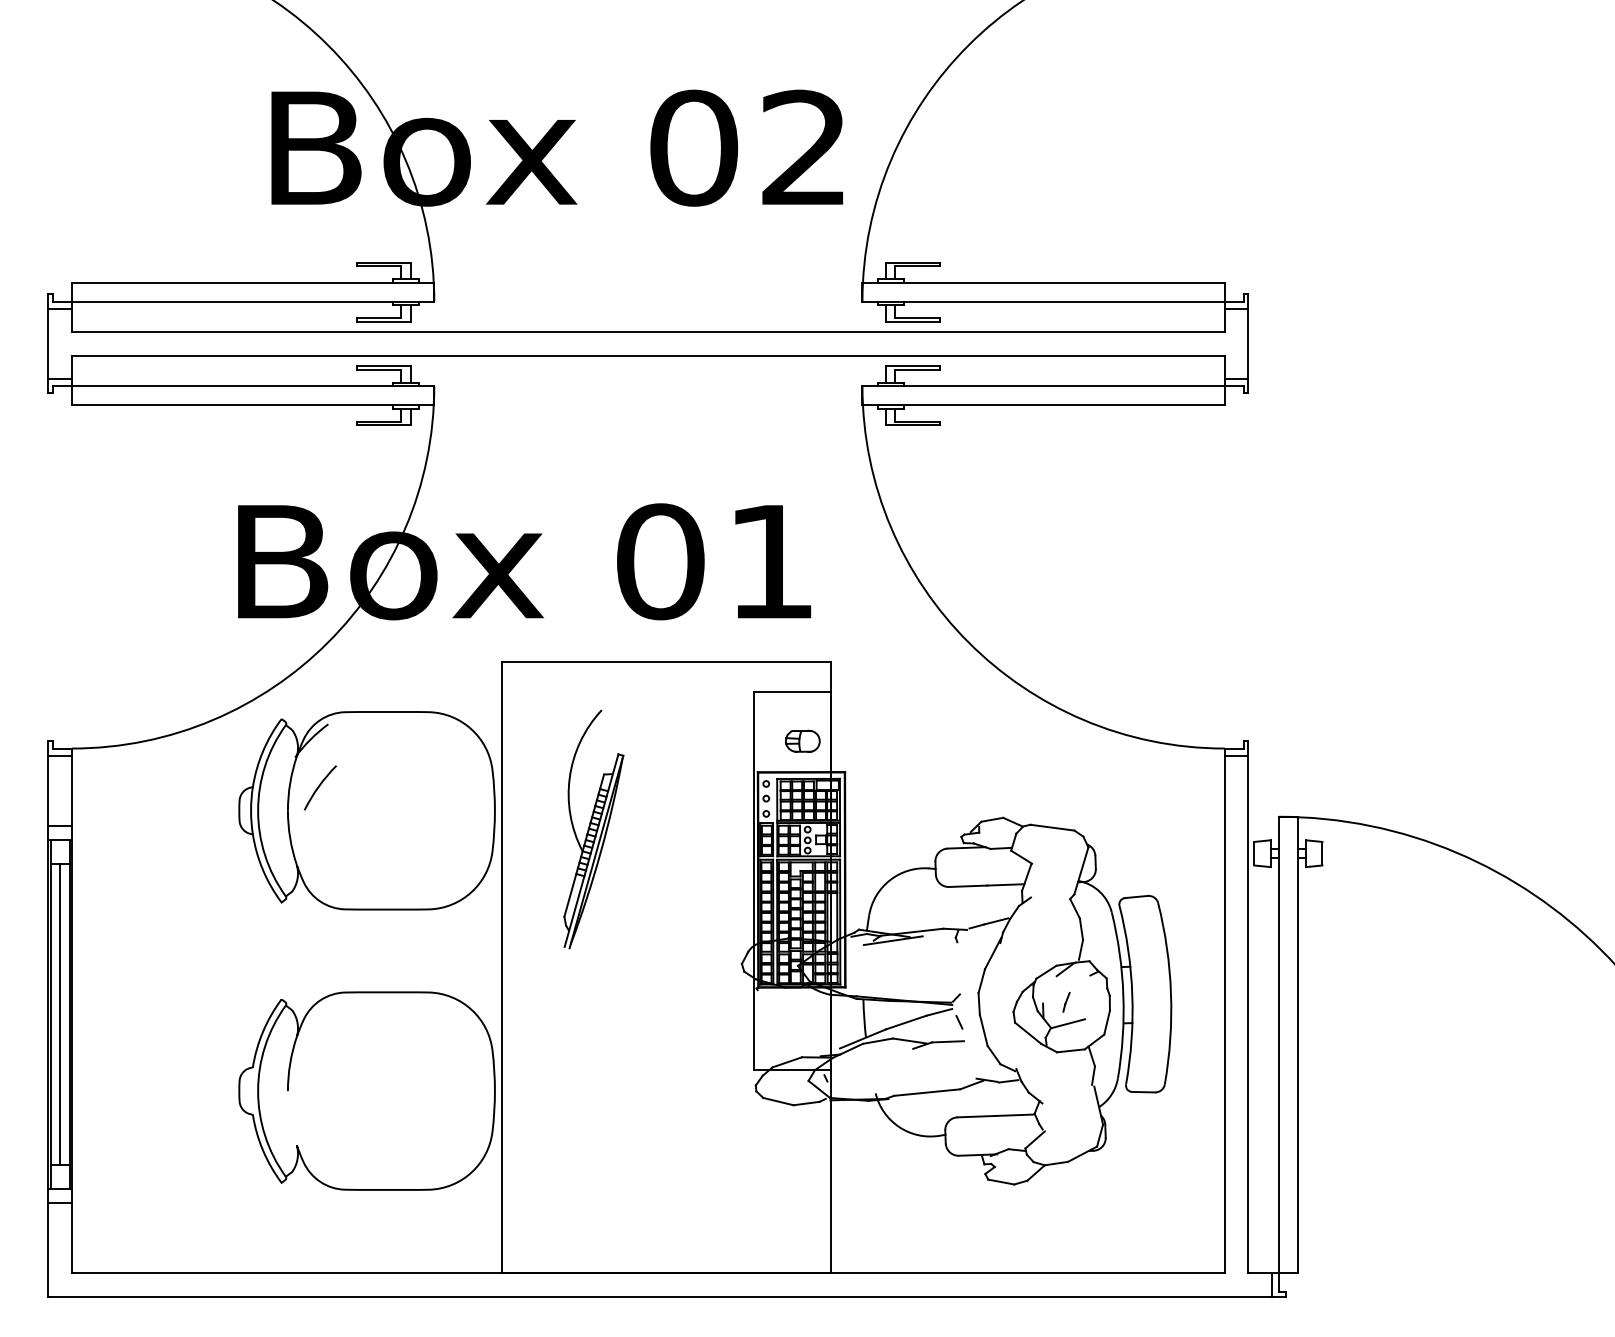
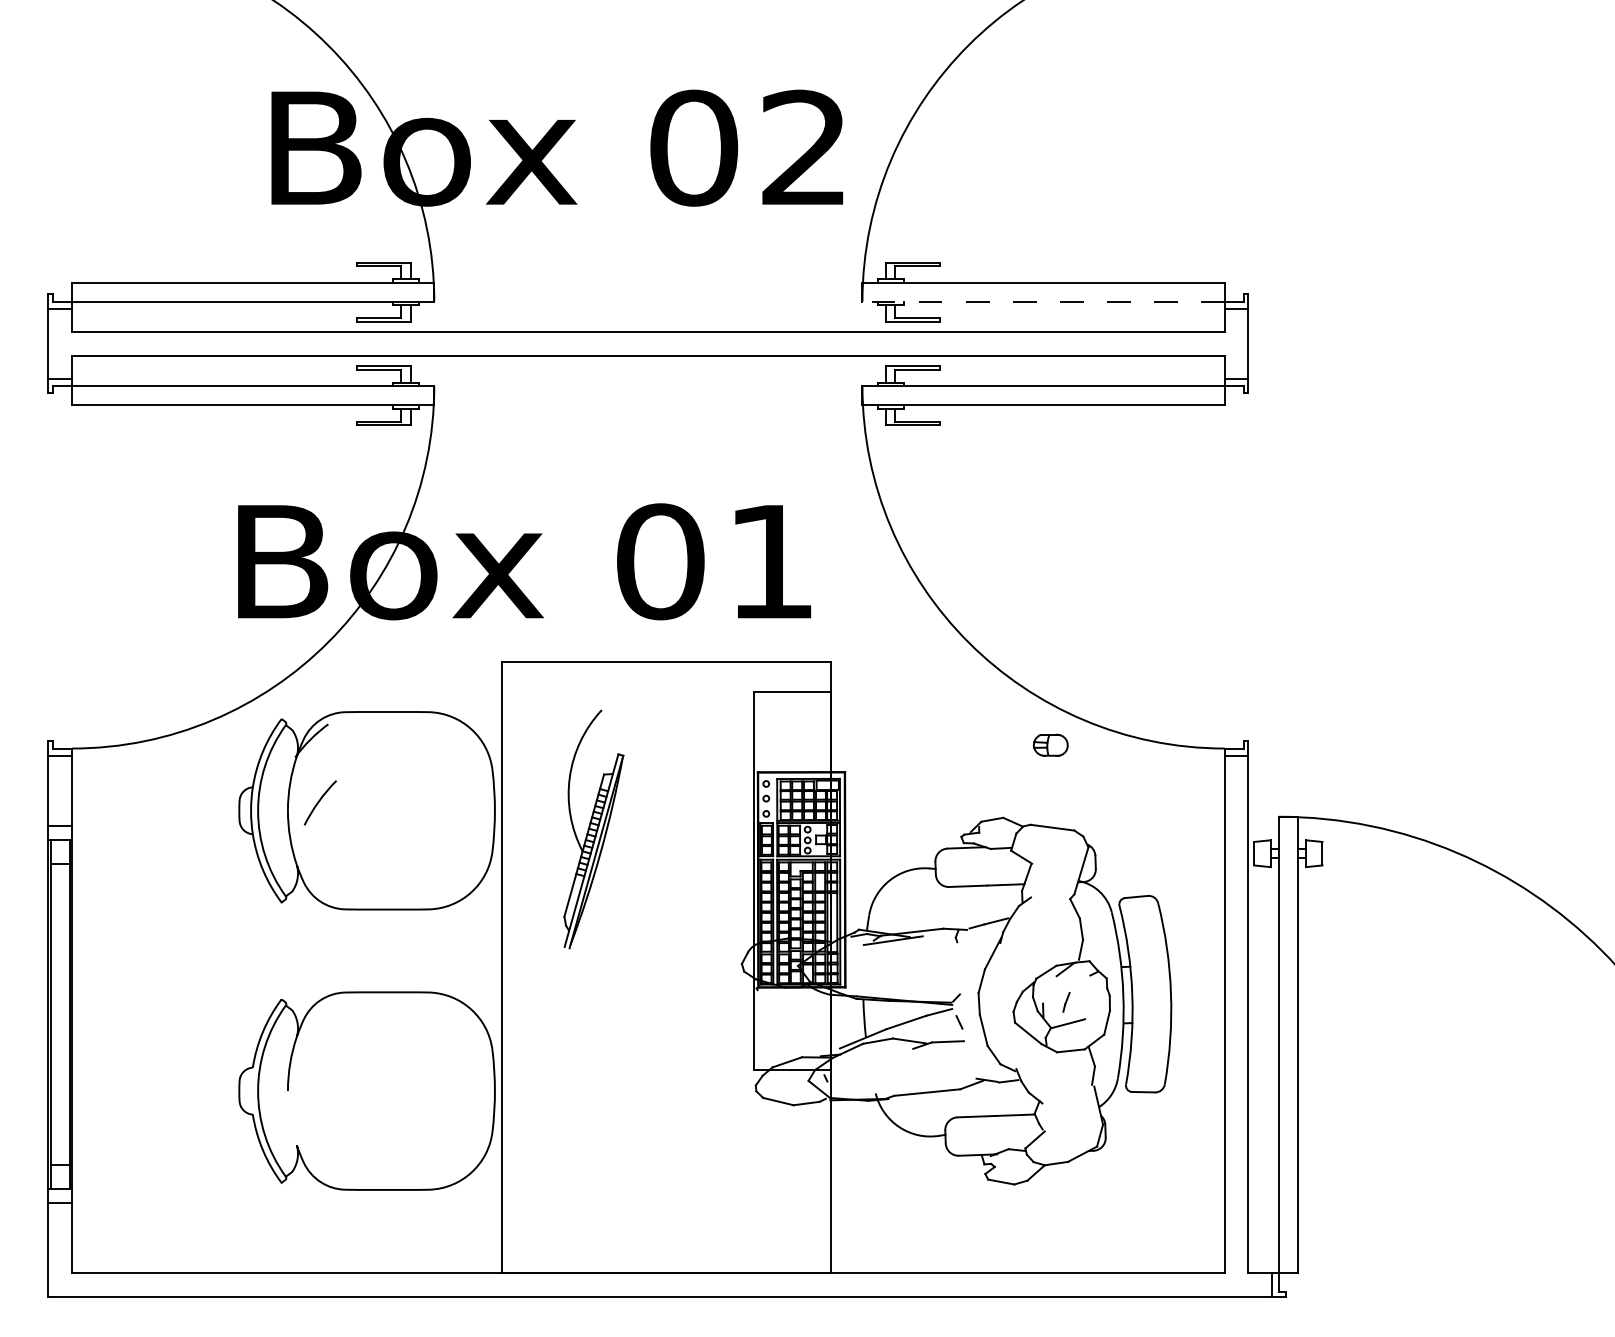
line: solid -> dashed (1043, 301)
part position: (802, 740) -> (1050, 744) (1050, 744)
arc position: (319, 787) -> (319, 802) (319, 802)
line: present -> none (60, 1013)
